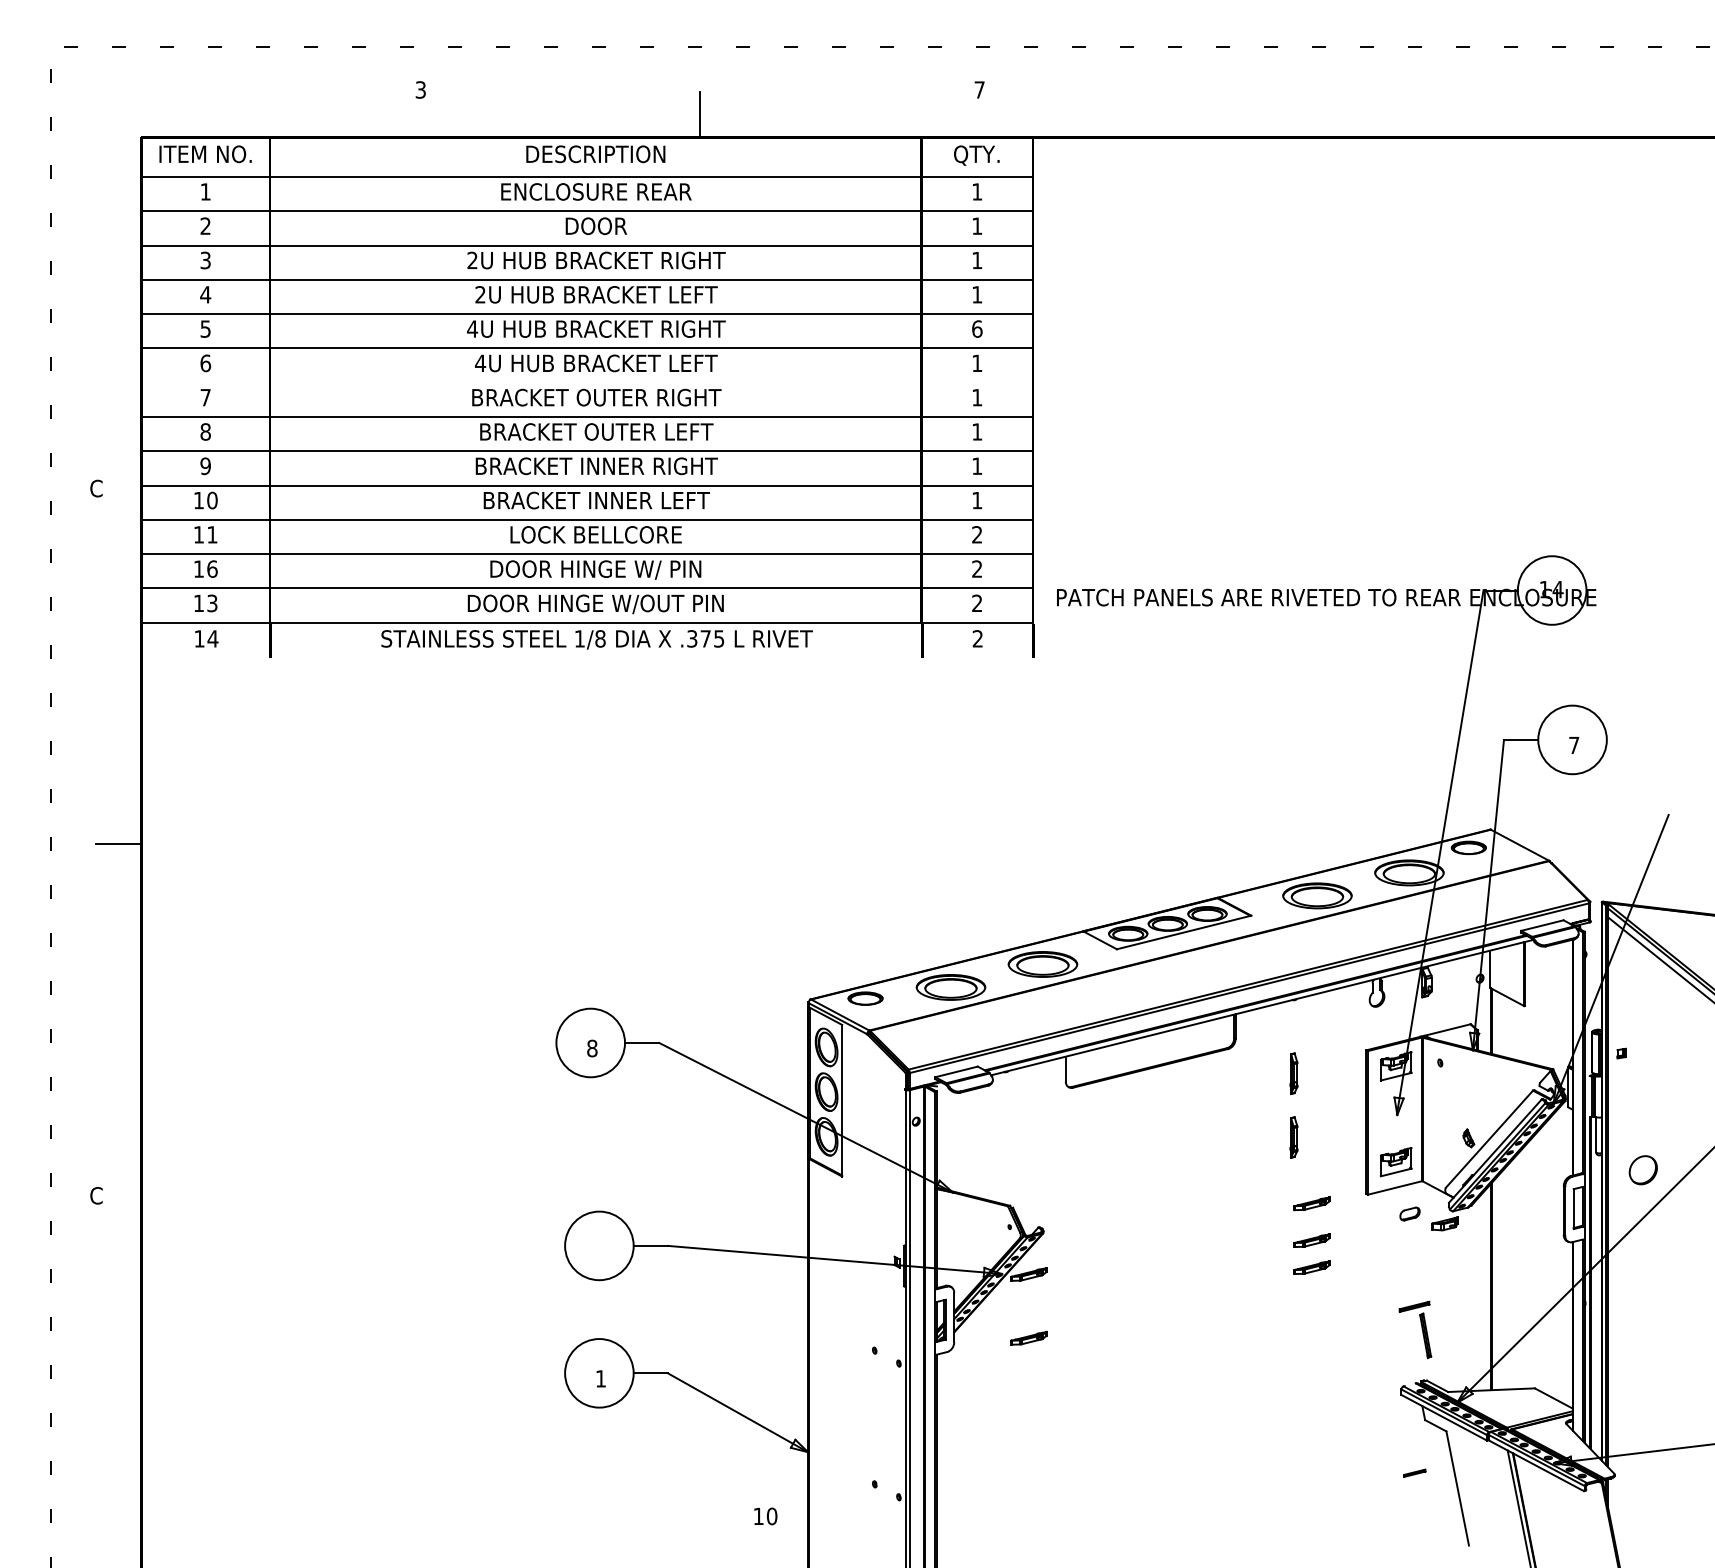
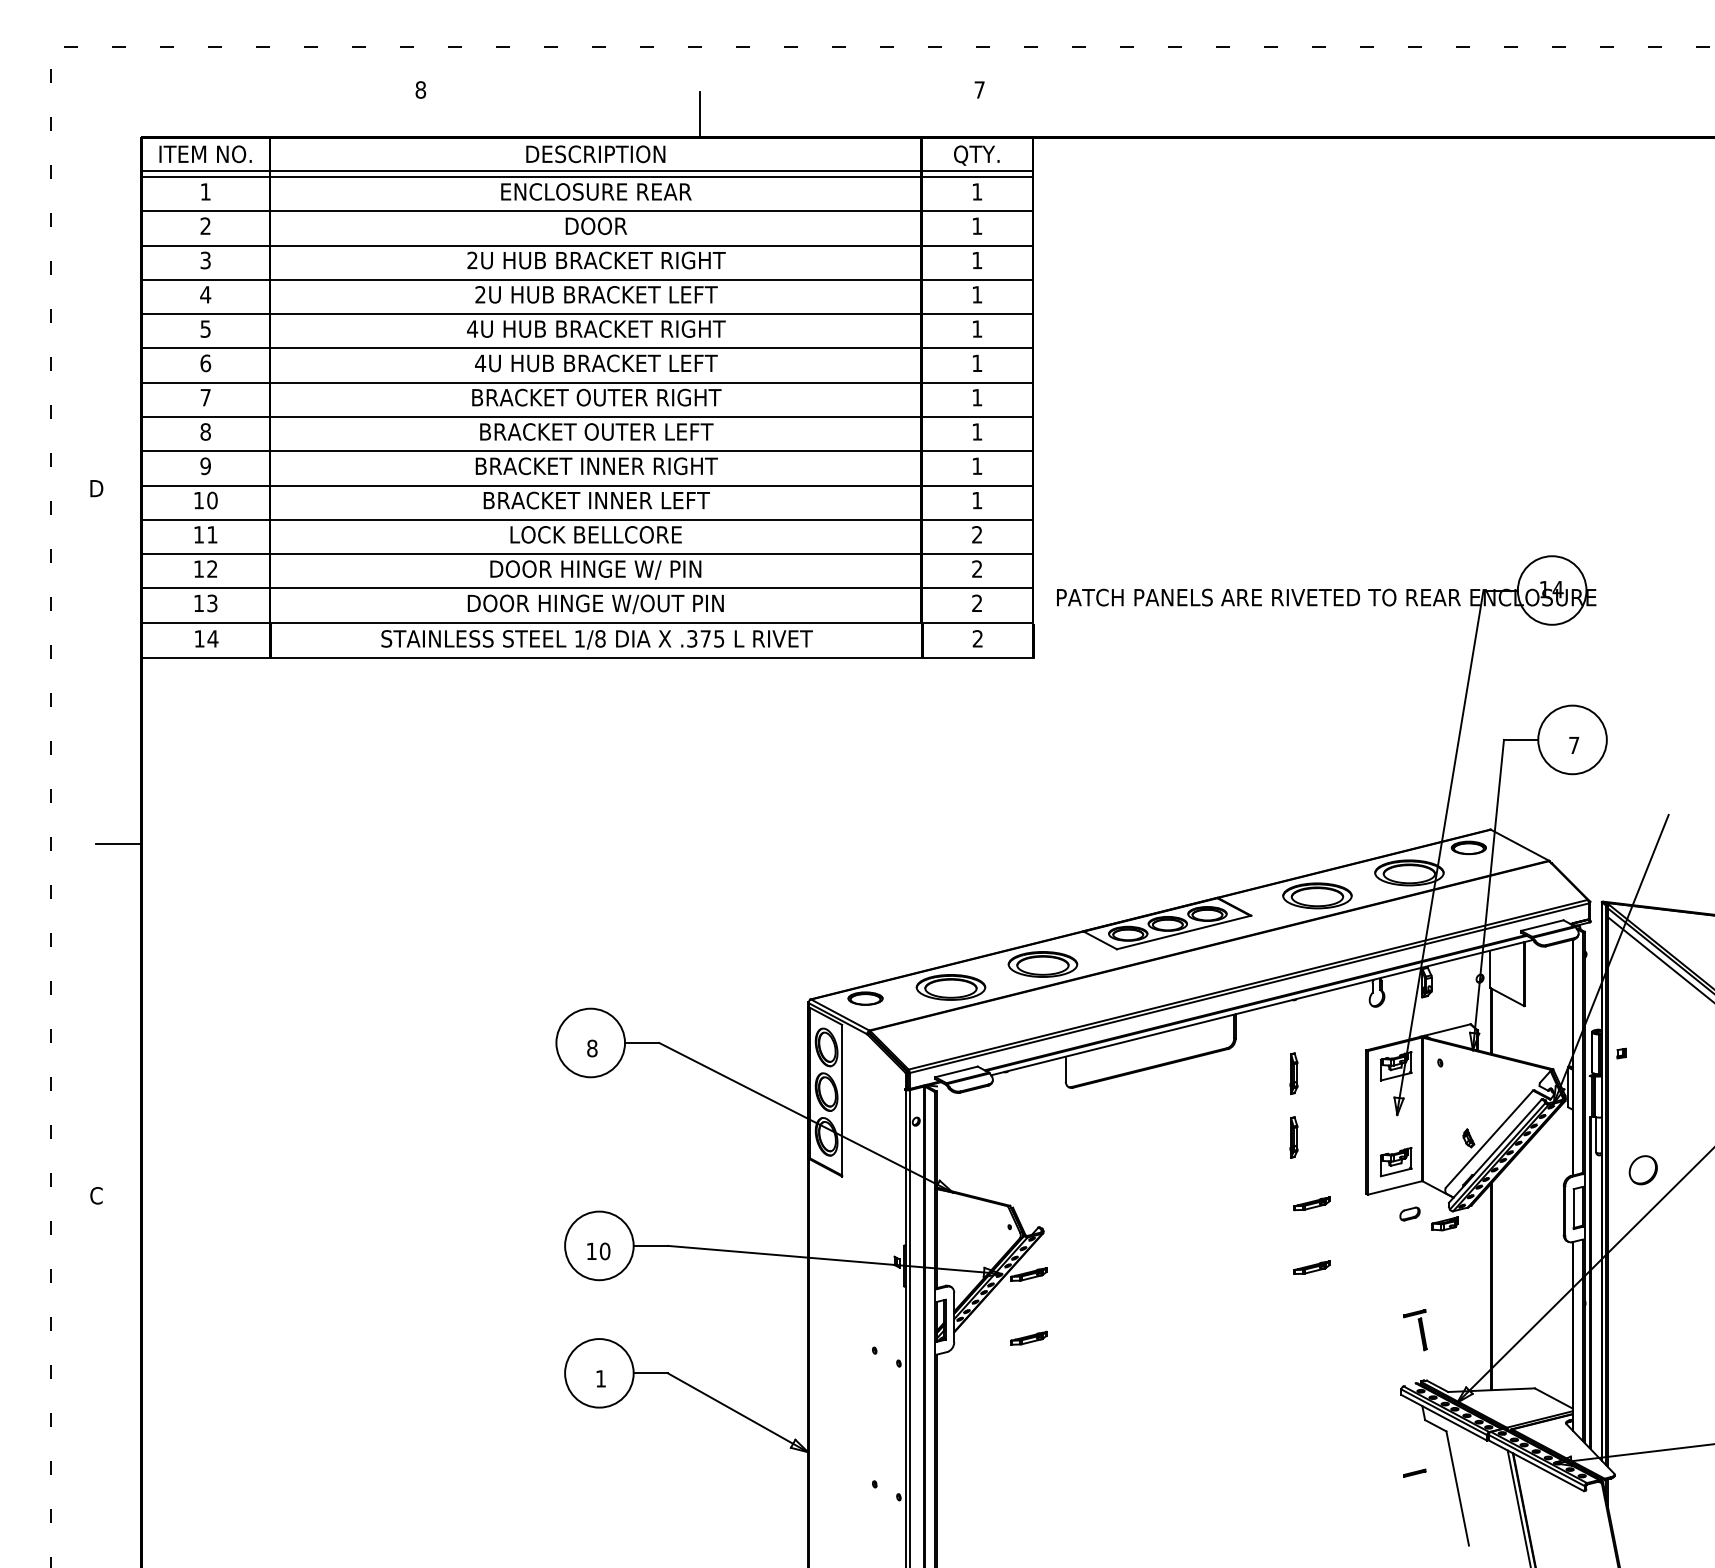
text: 3 -> 8 (420, 89)
line: none -> present (587, 171)
text: 6 -> 1 (977, 328)
line: none -> present (587, 382)
text: C -> D (96, 488)
text: 16 -> 12 (212, 568)
line: none -> present (587, 658)
part: present -> none (1311, 1240)
part size: 35x60 px -> 25x43 px (1415, 1330)
text position: (765, 1516) -> (598, 1251) (598, 1251)
